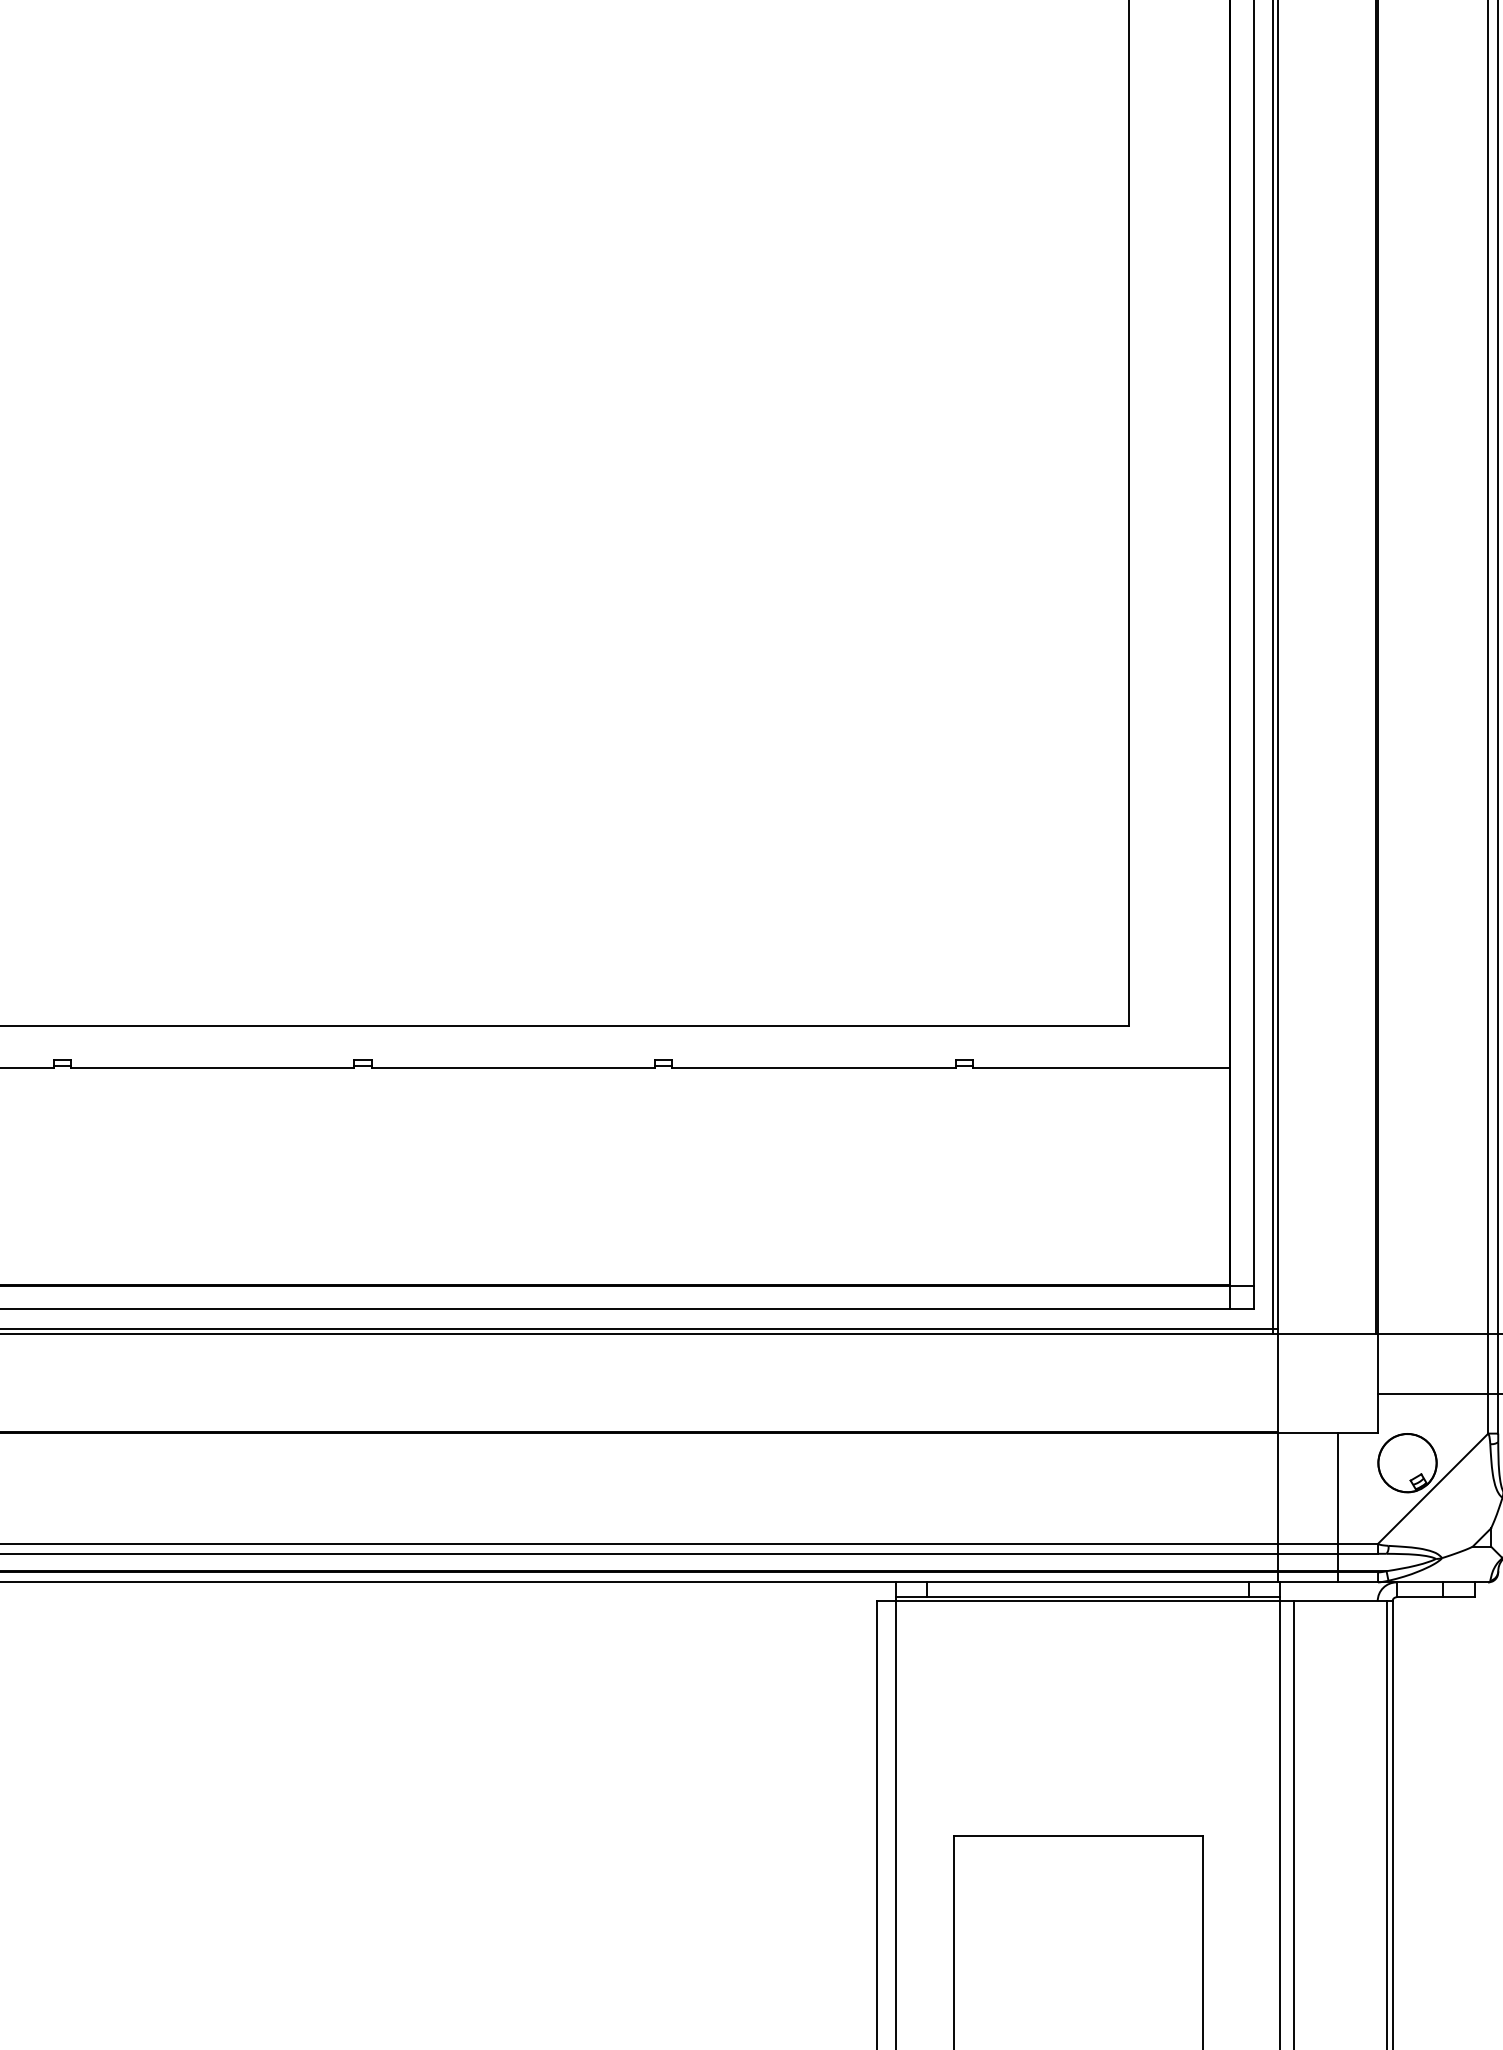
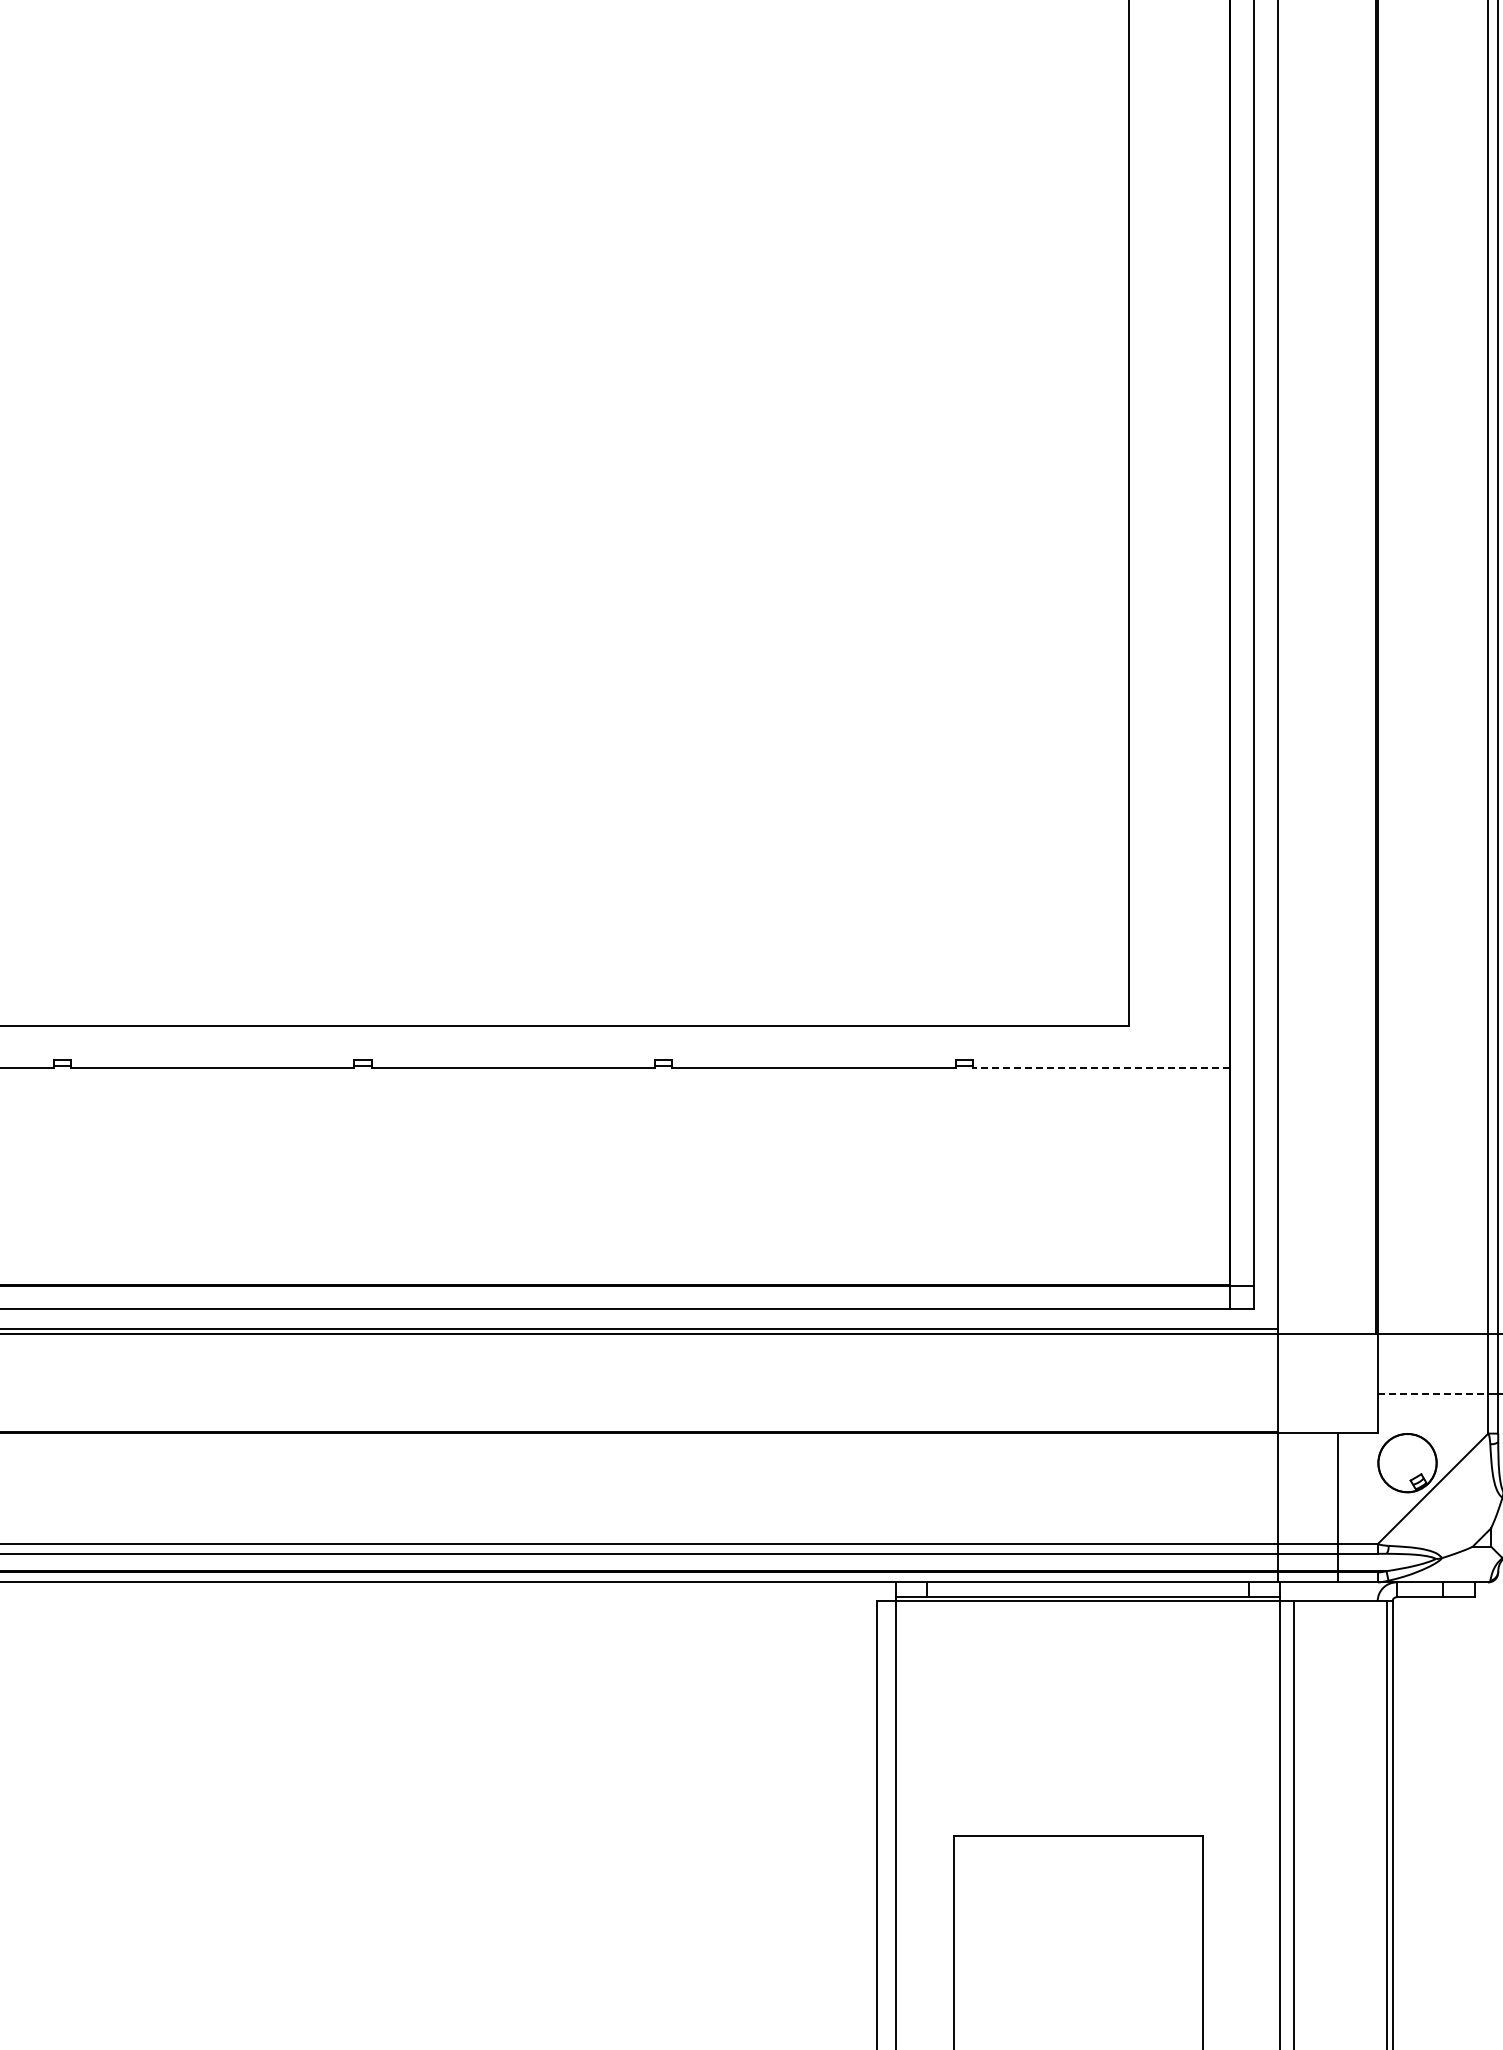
line: present -> none (1273, 667)
line: solid -> dashed (1100, 1067)
line: solid -> dashed (1433, 1393)
